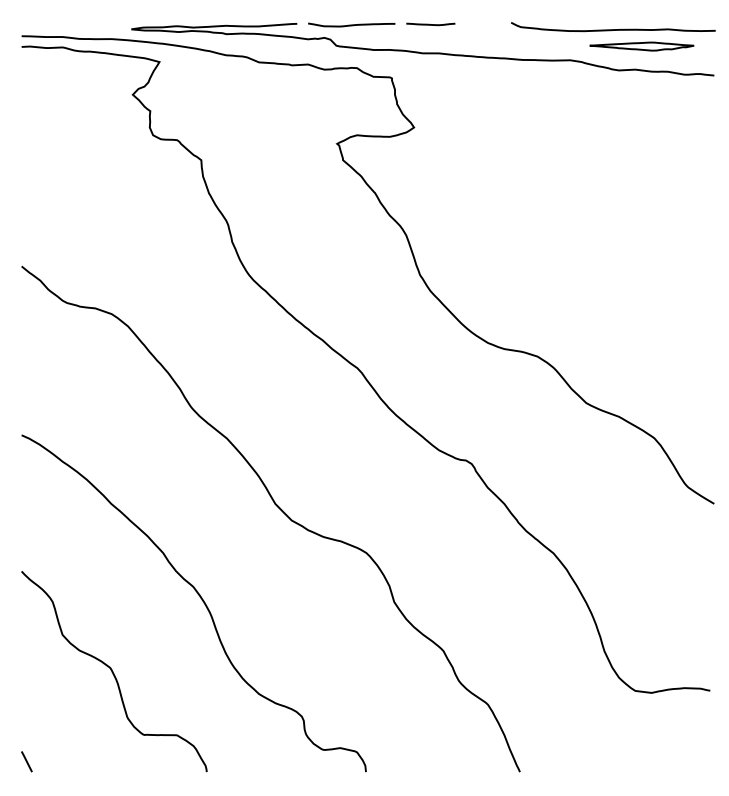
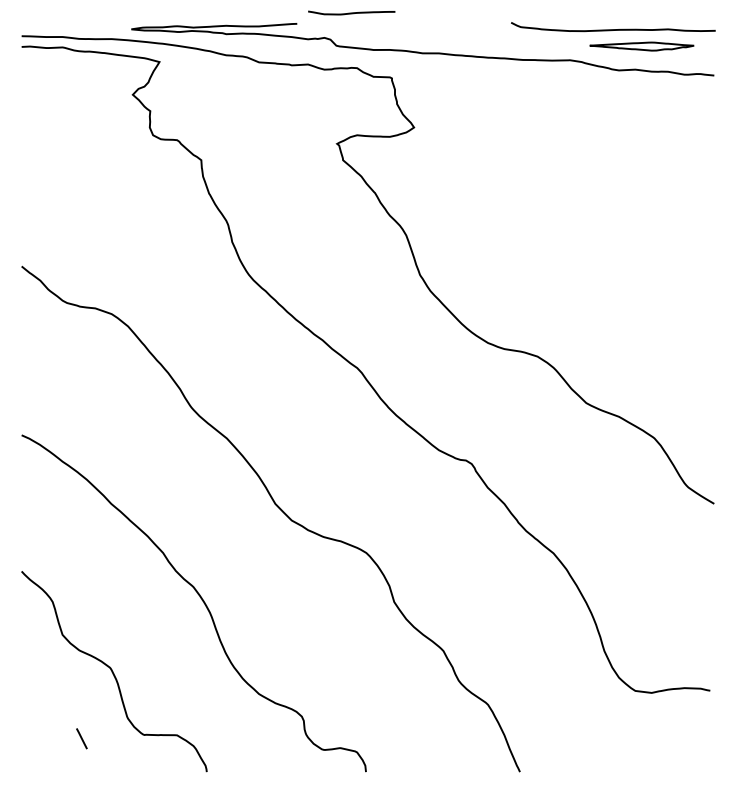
curve position: (351, 24) -> (351, 12) (351, 12)
curve: present -> none (430, 24)
line position: (26, 761) -> (81, 738) (81, 738)
